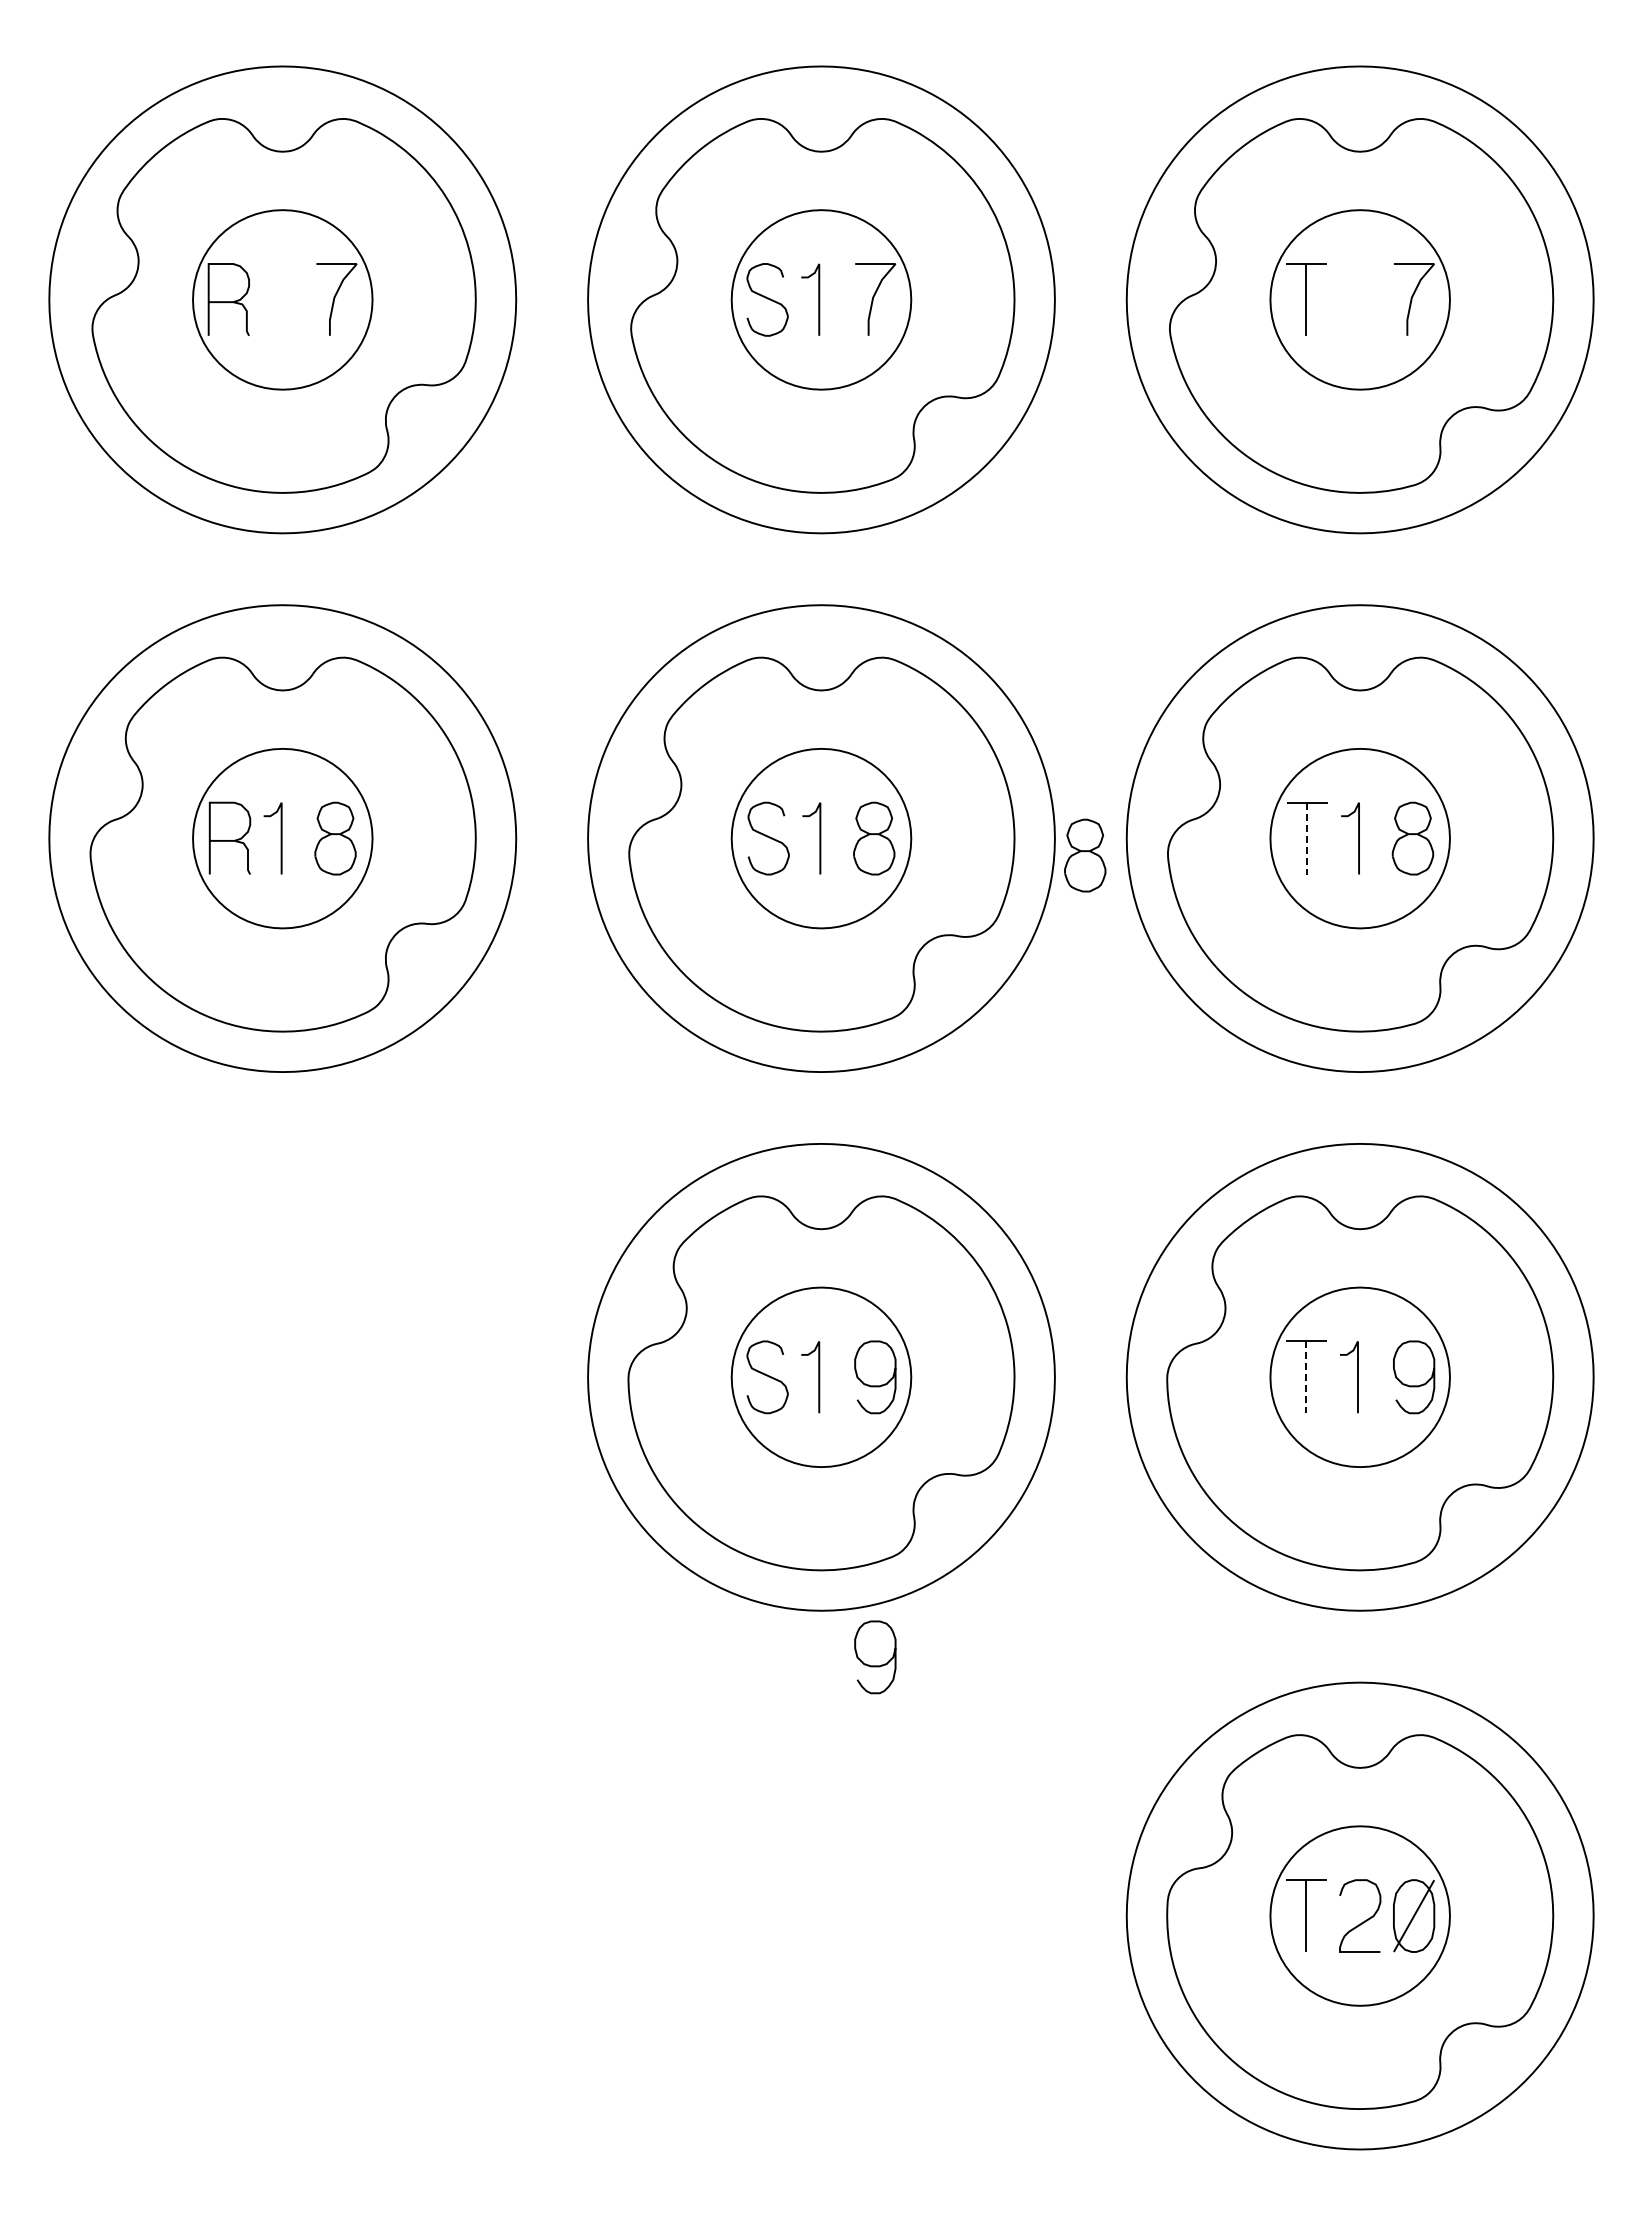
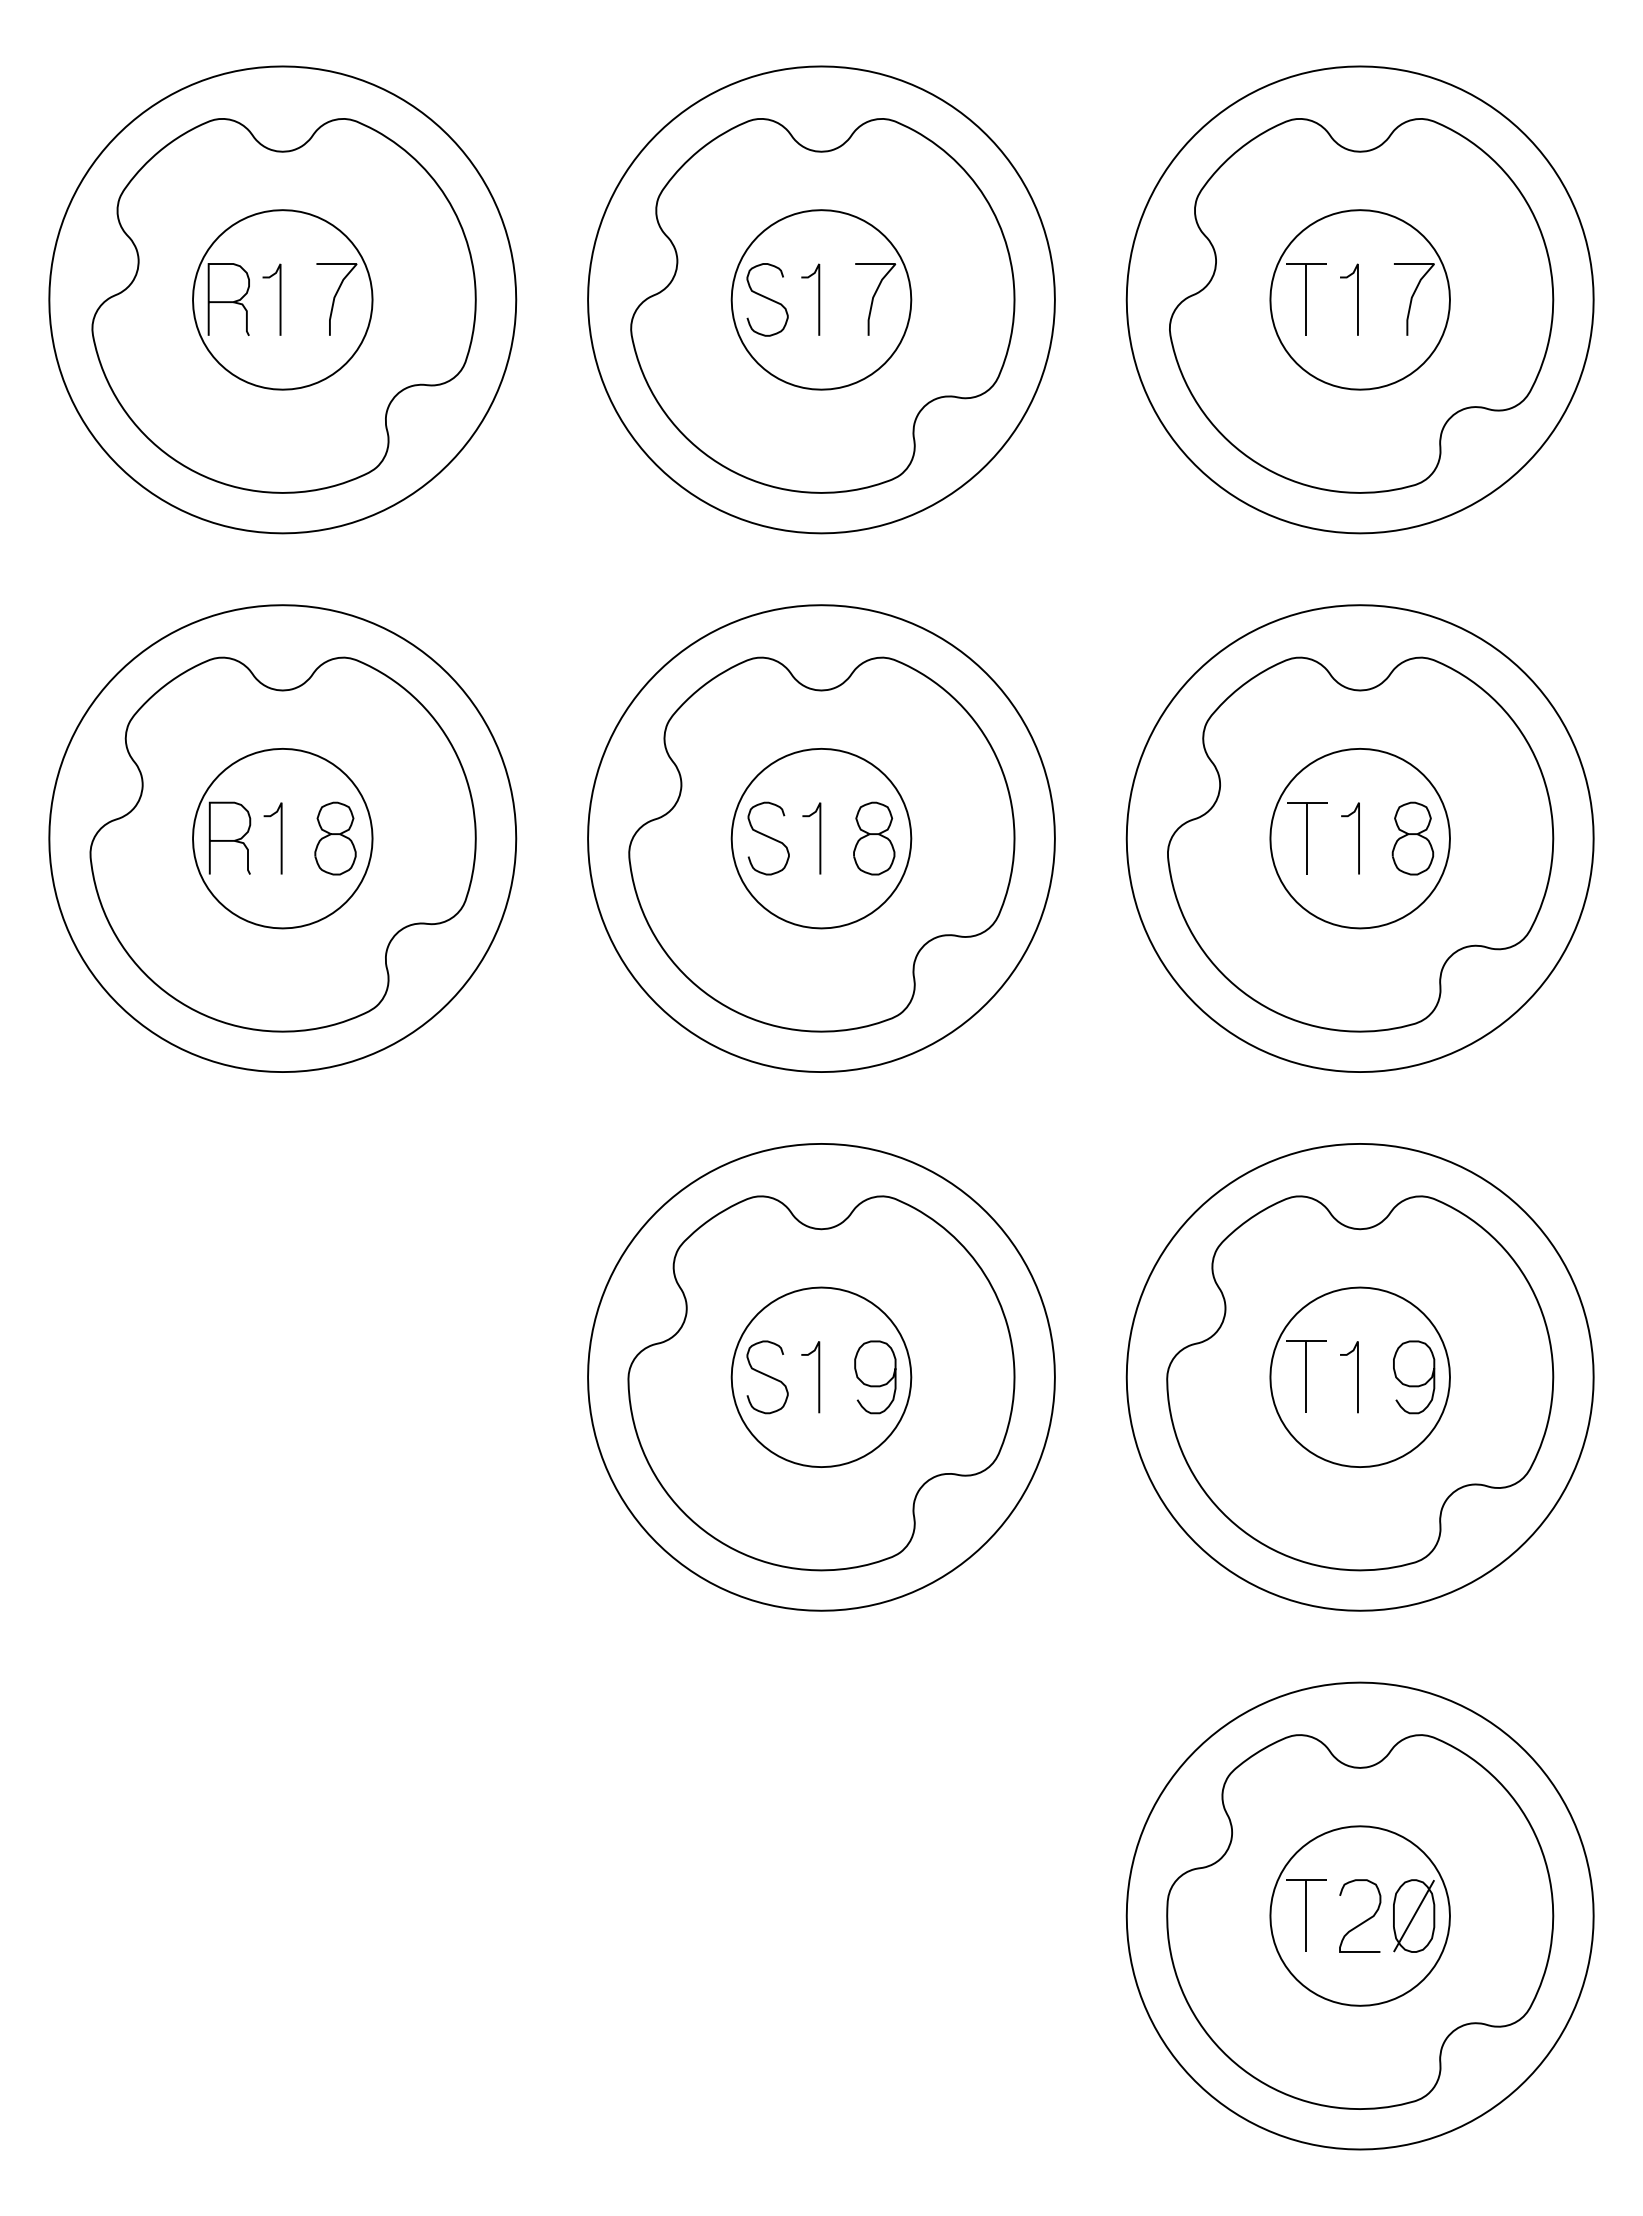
curve: none -> present (279, 299)
curve: none -> present (1357, 299)
line: dashed -> solid (1307, 838)
part: present -> none (1085, 855)
line: dashed -> solid (1306, 1377)
curve: present -> none (875, 1665)
